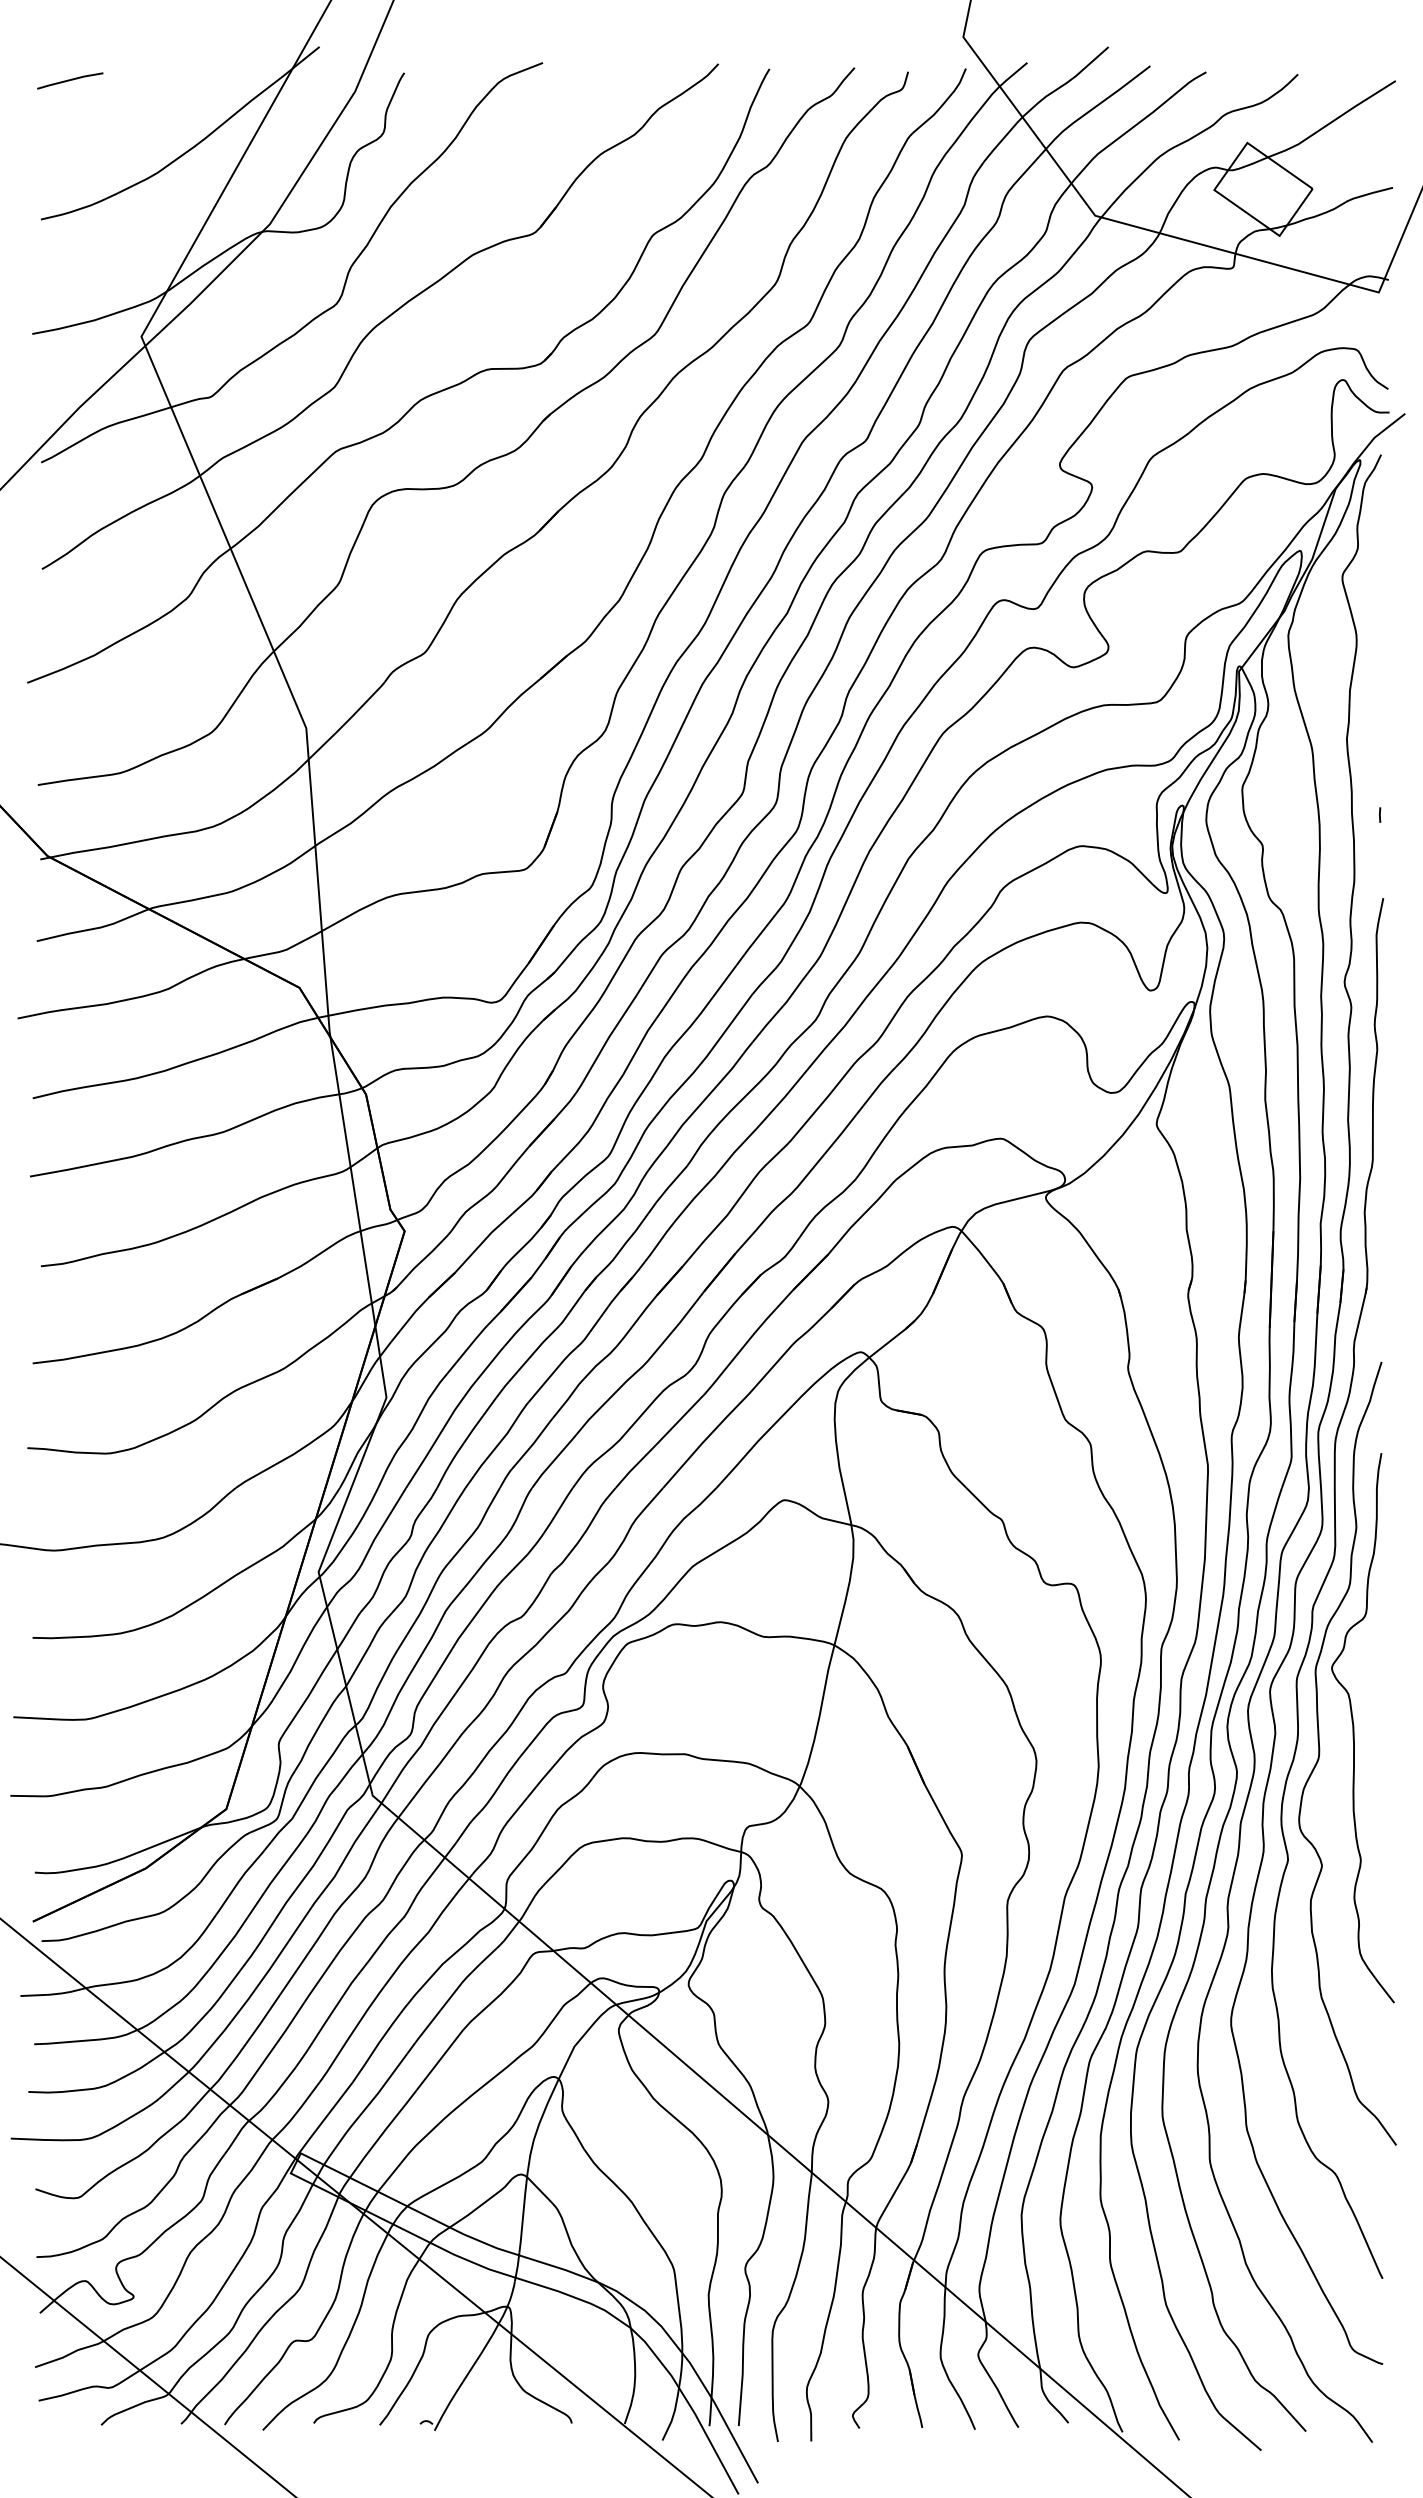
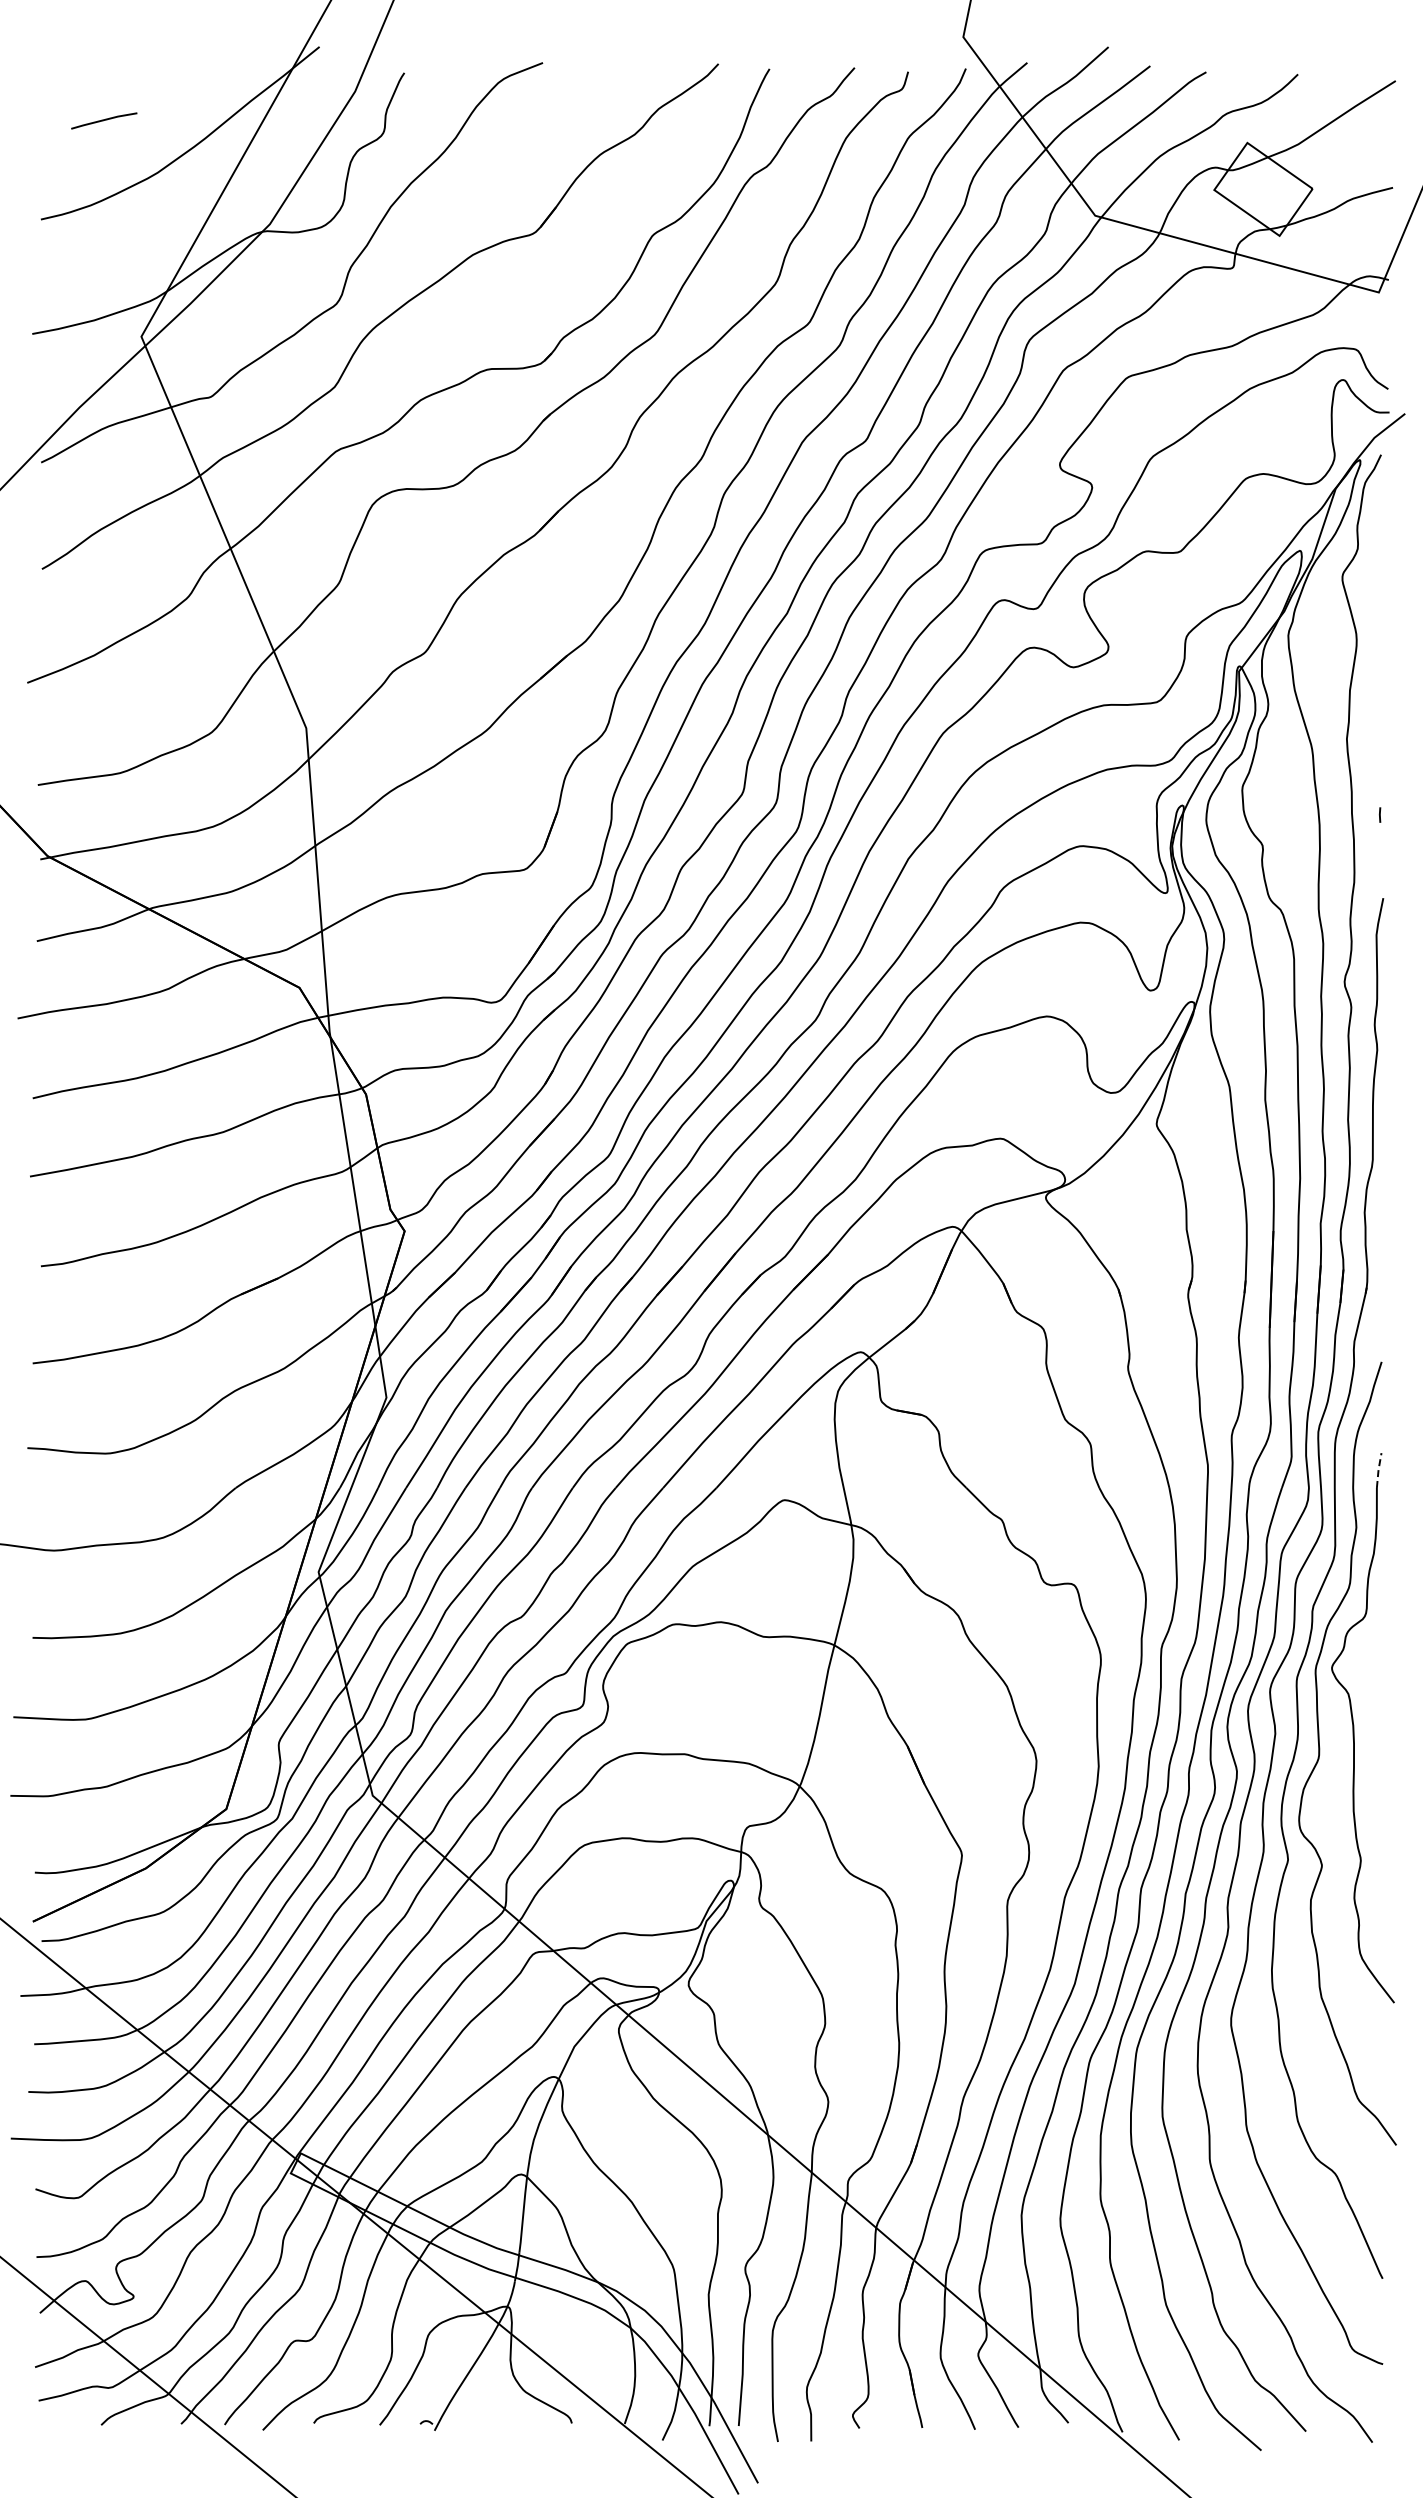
line position: (70, 80) -> (104, 120) (104, 120)
line: solid -> dashed (1378, 1470)
